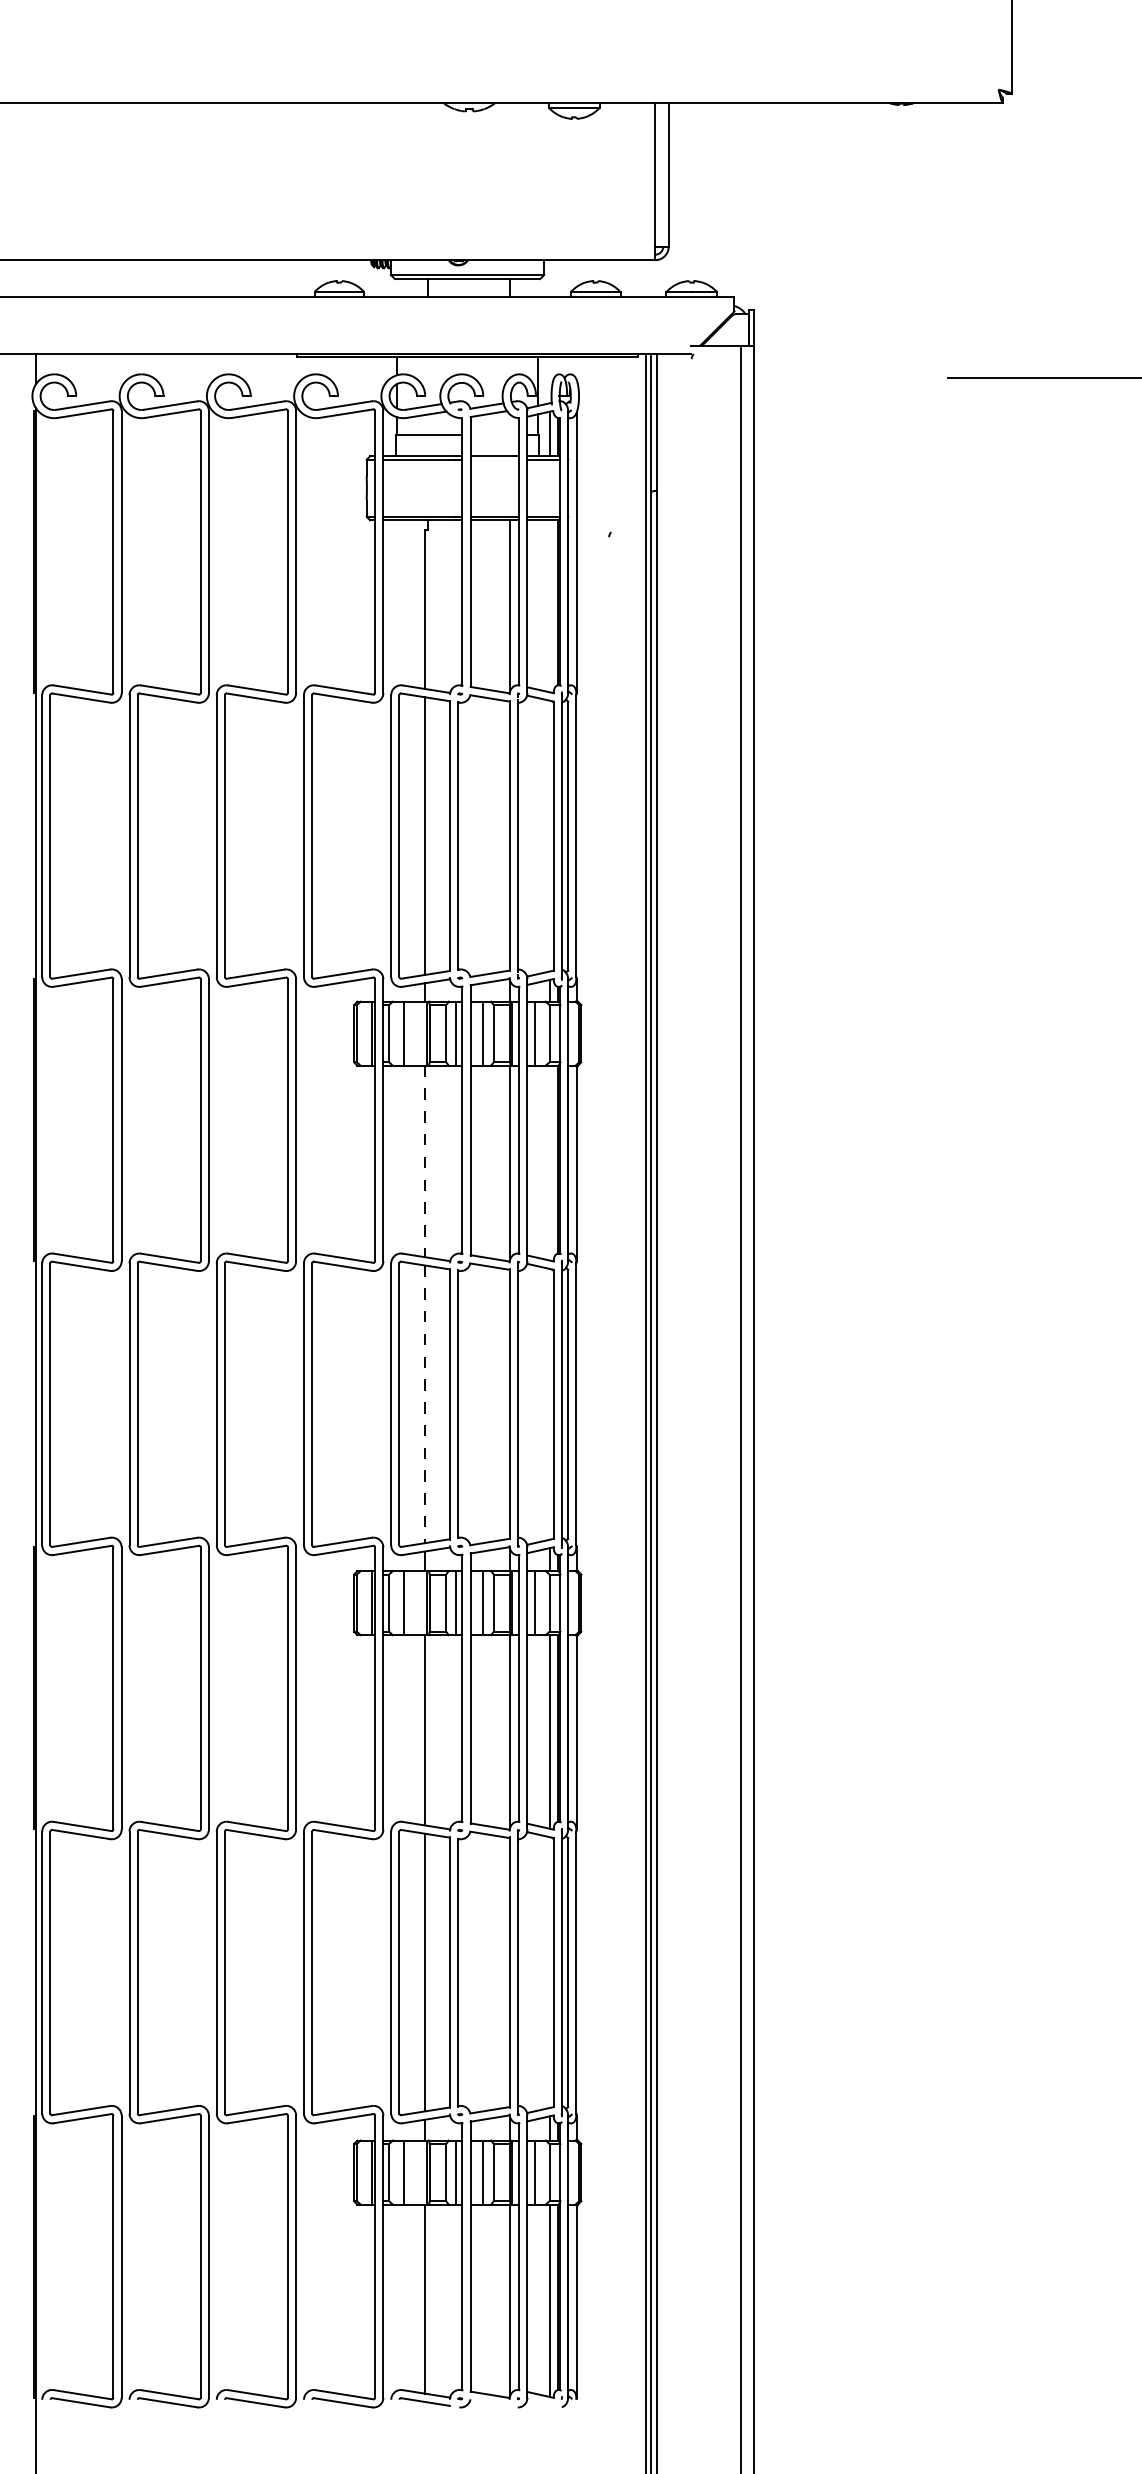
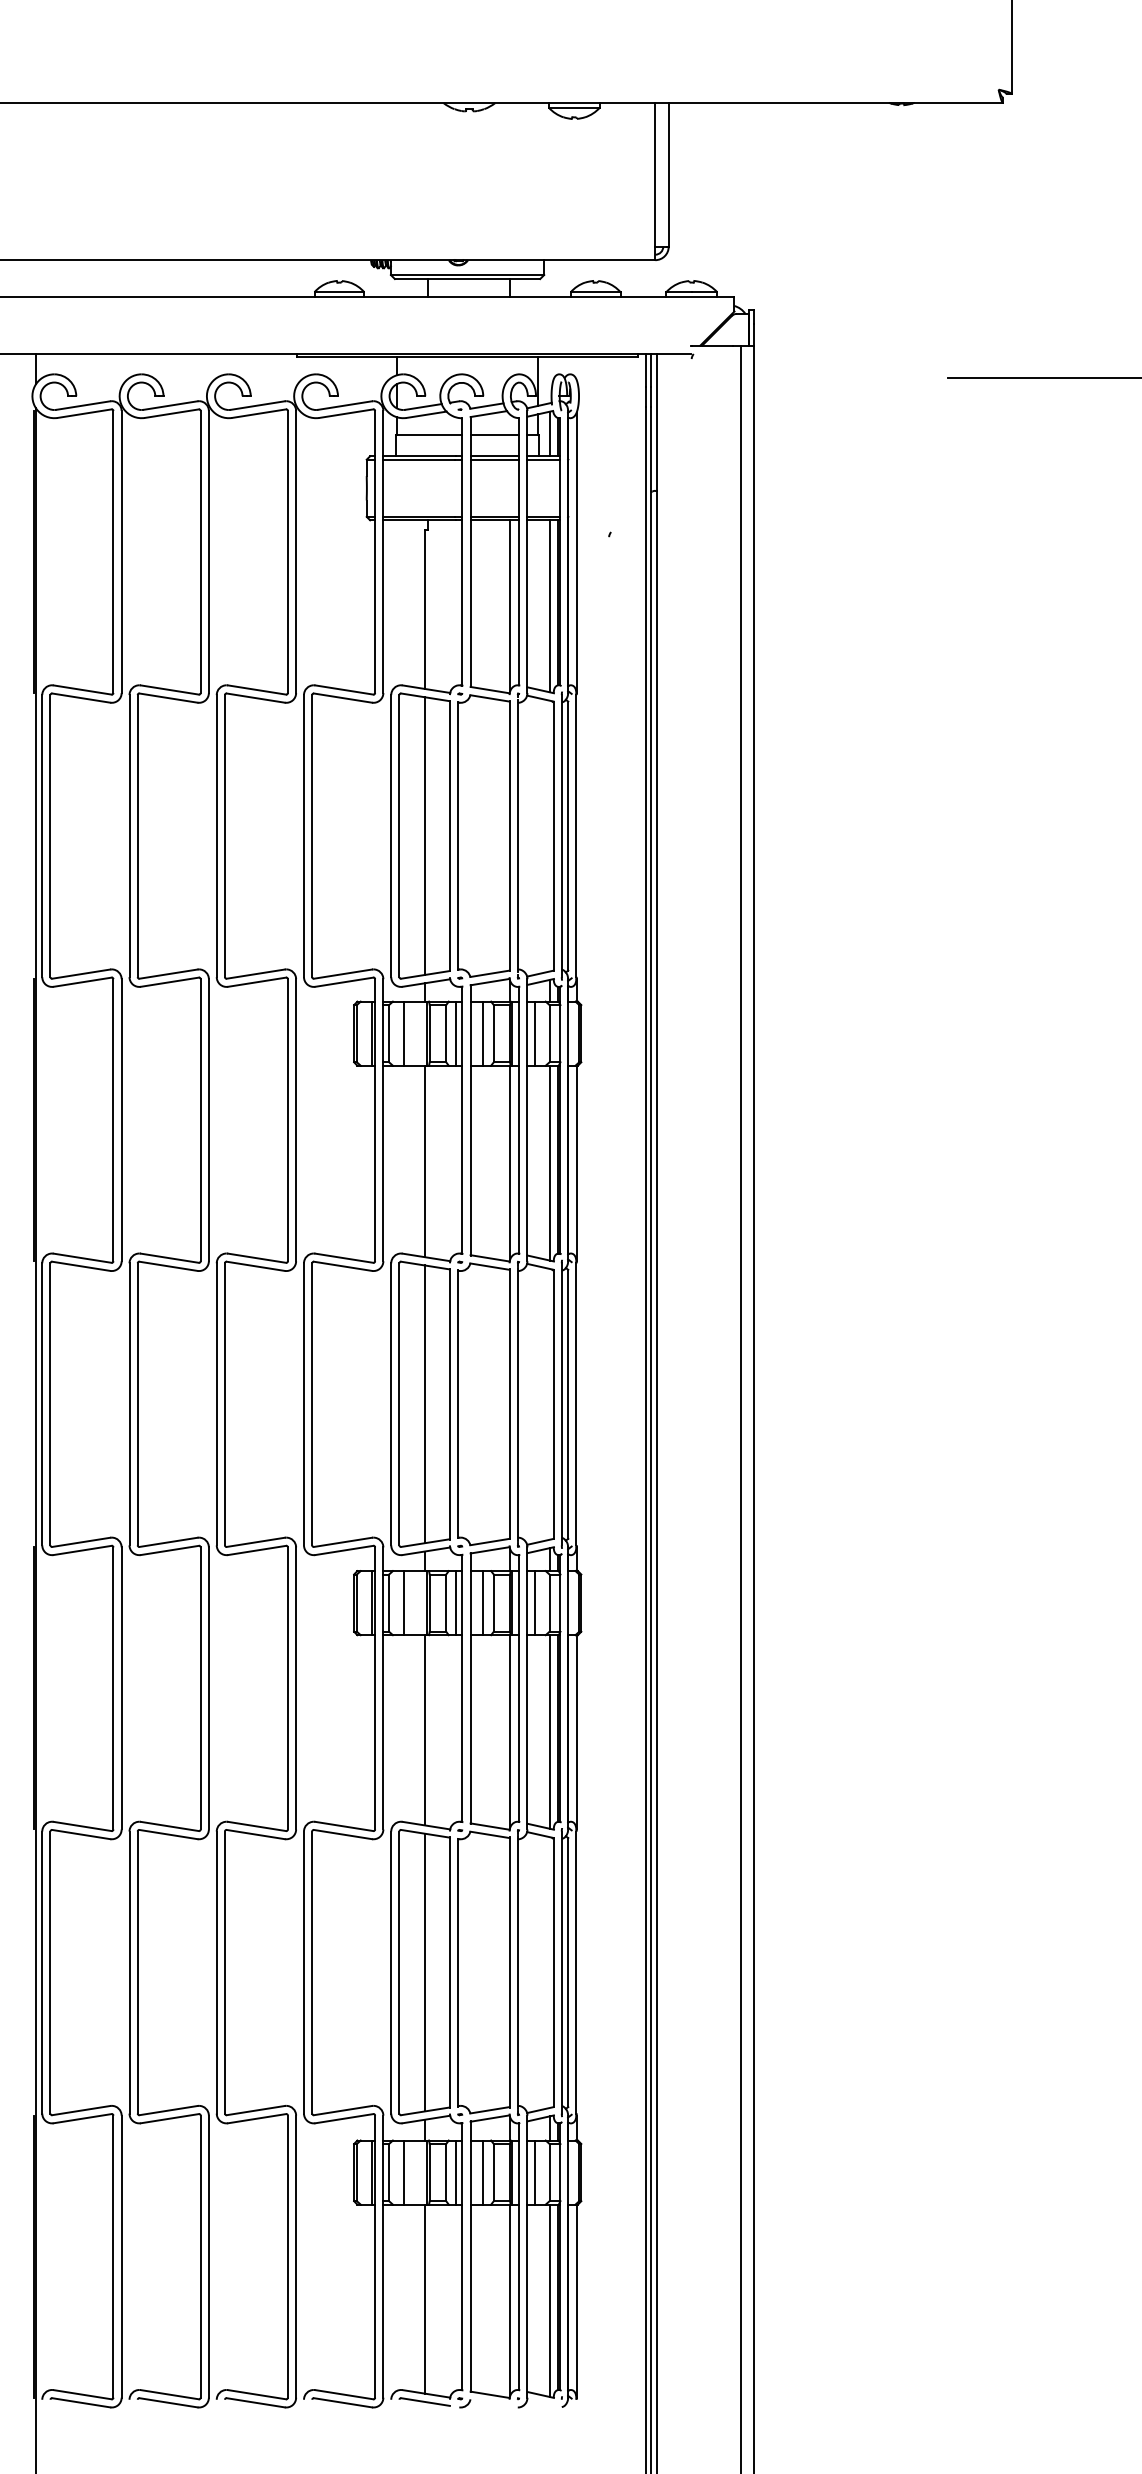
line: none -> present (494, 434)
line: none -> present (494, 459)
line: none -> present (549, 606)
line: dashed -> solid (424, 1161)
line: none -> present (549, 1162)
line: dashed -> solid (424, 1404)
